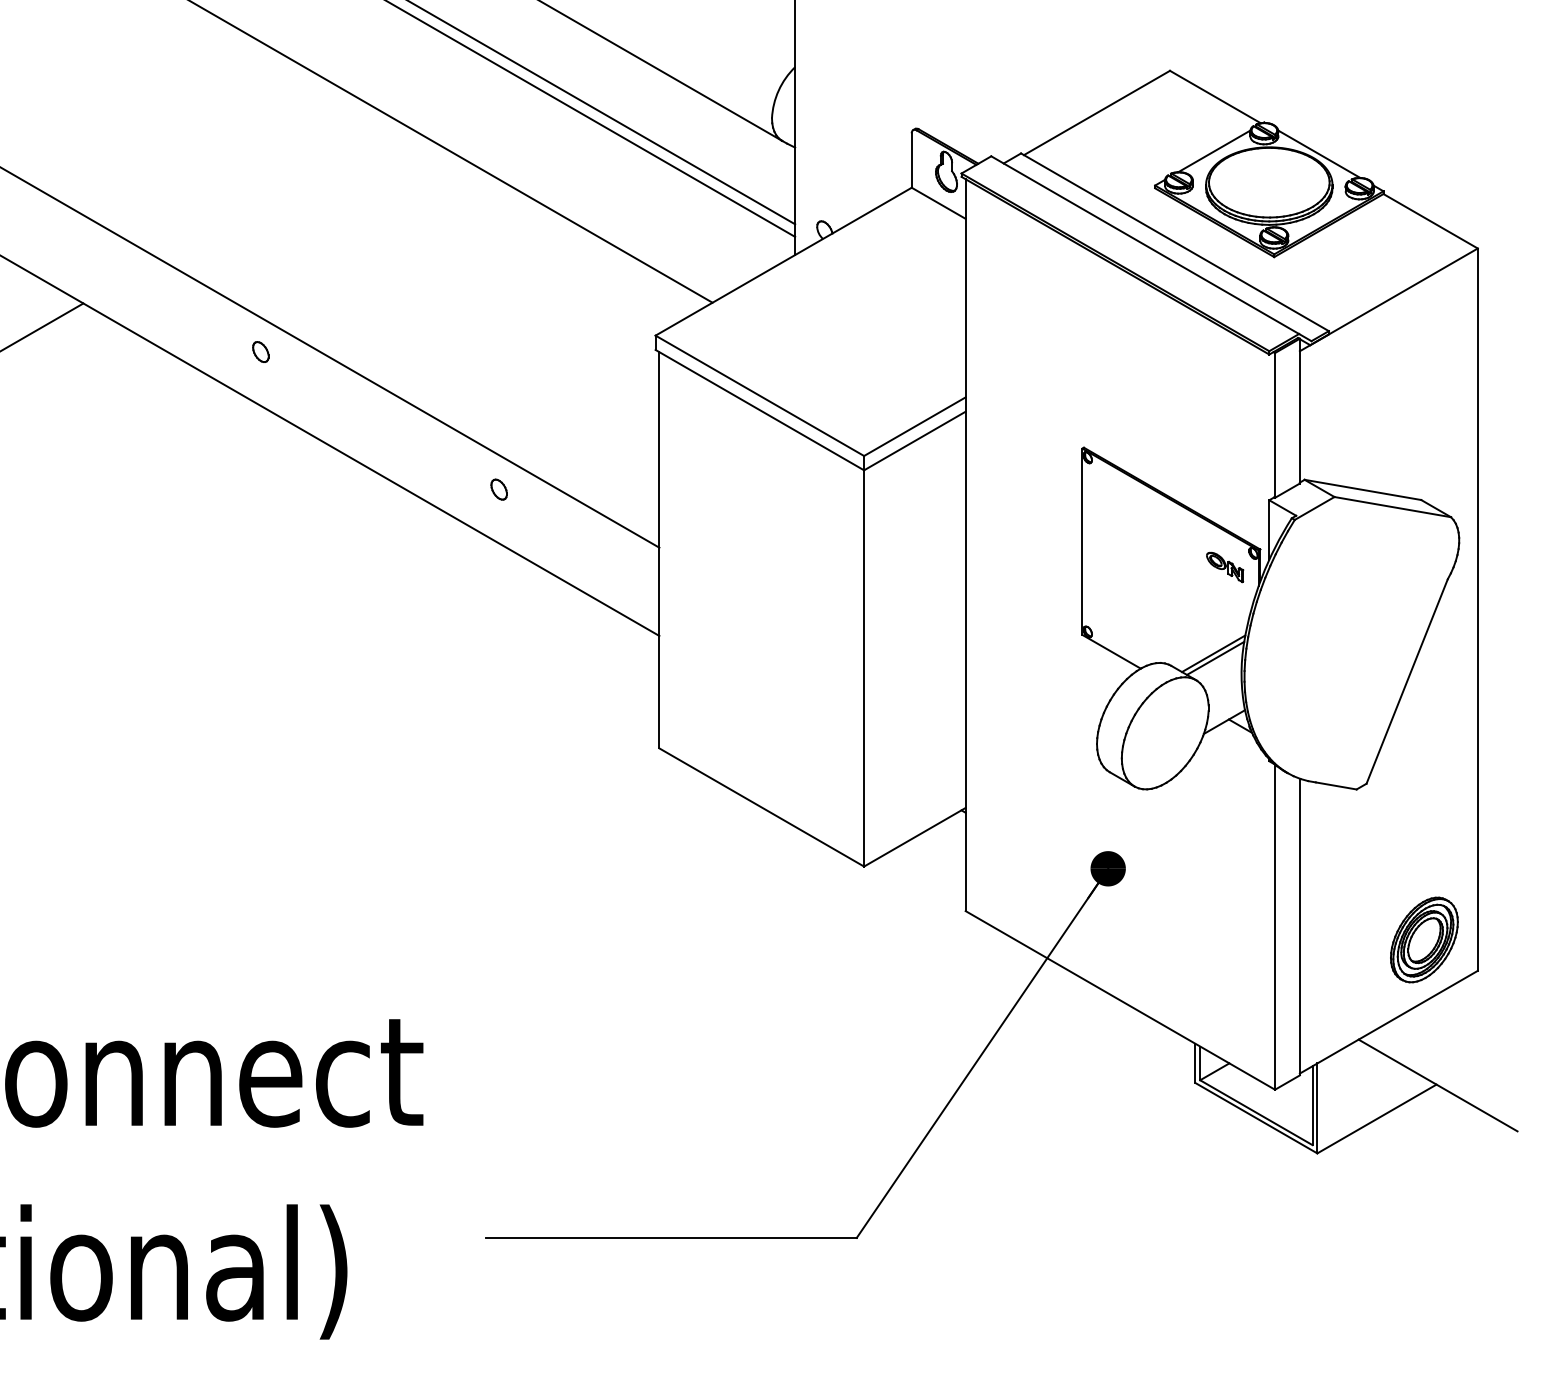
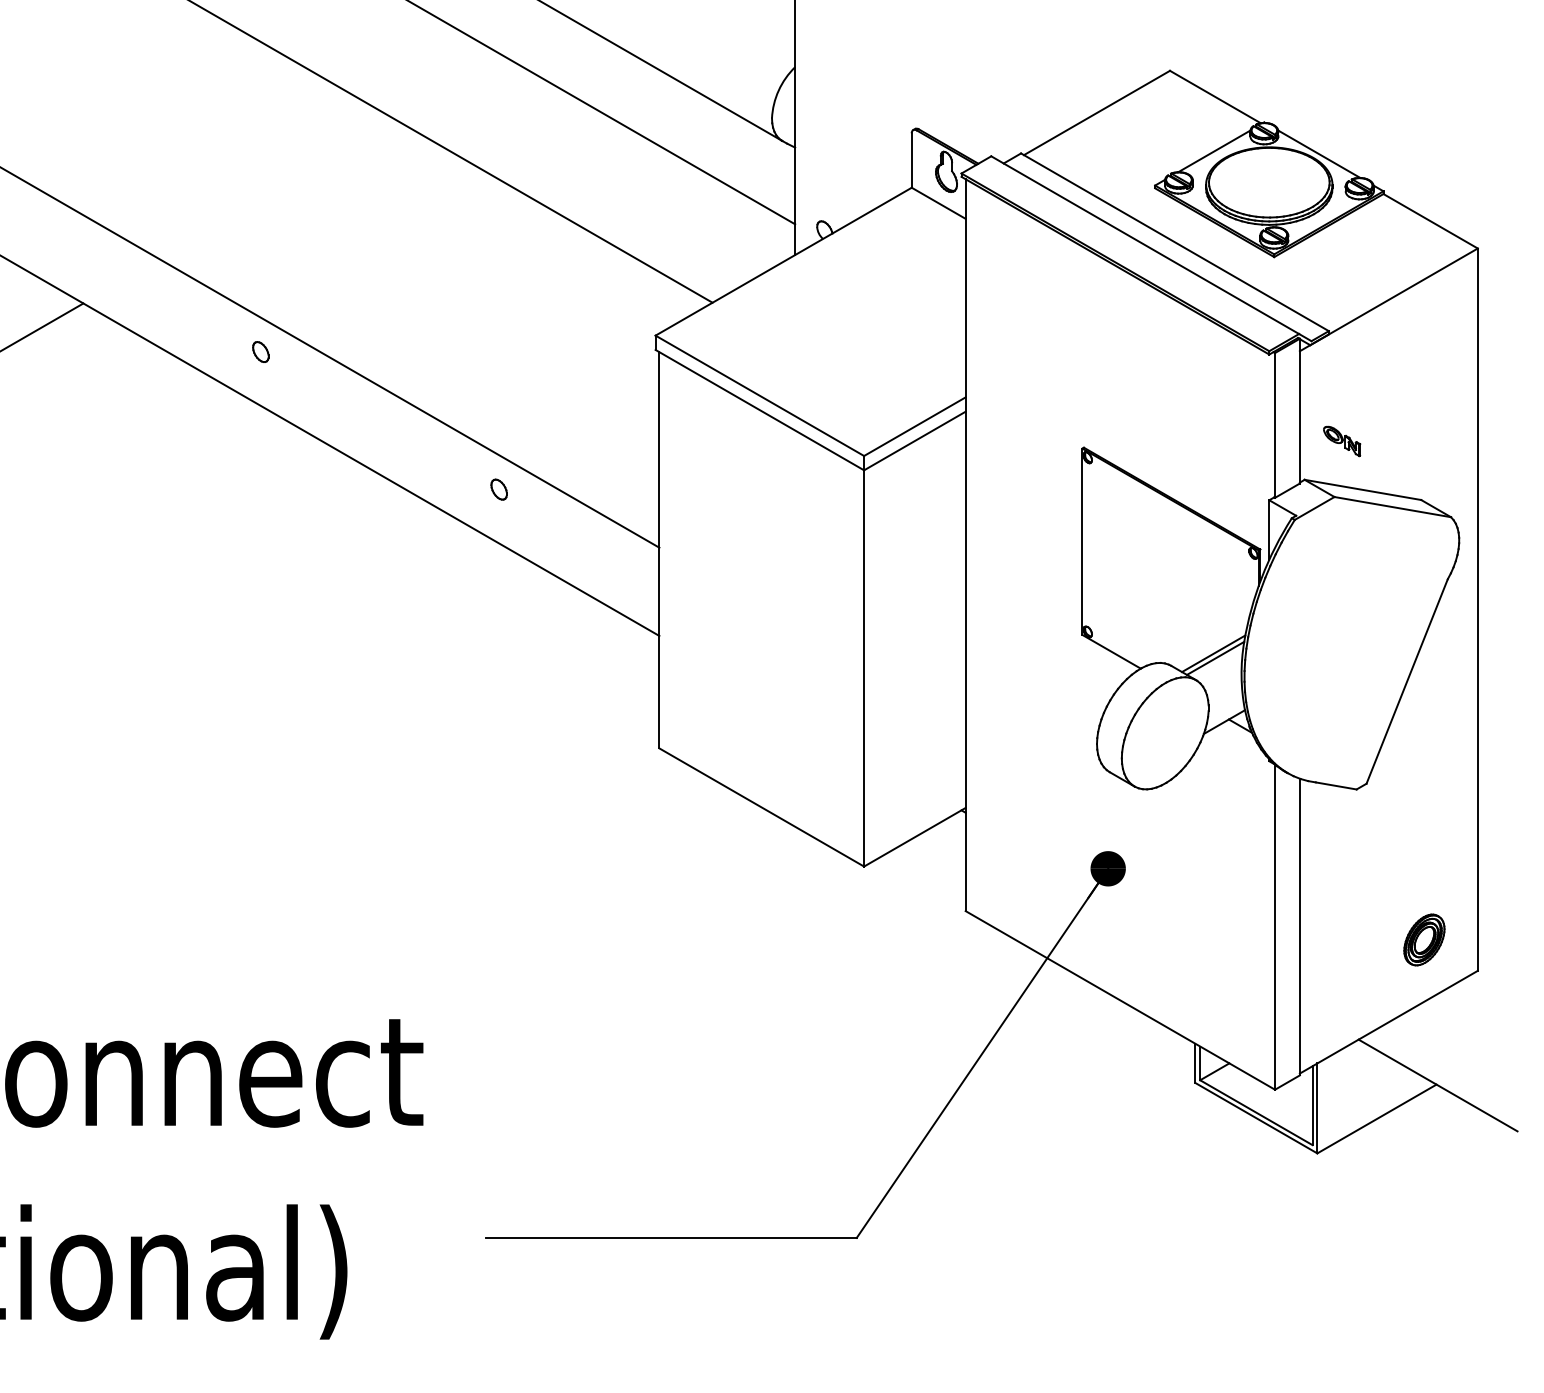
line: present -> none (591, 119)
part position: (1225, 567) -> (1342, 441) (1342, 441)
part size: 69x88 px -> 43x54 px (1424, 939)
